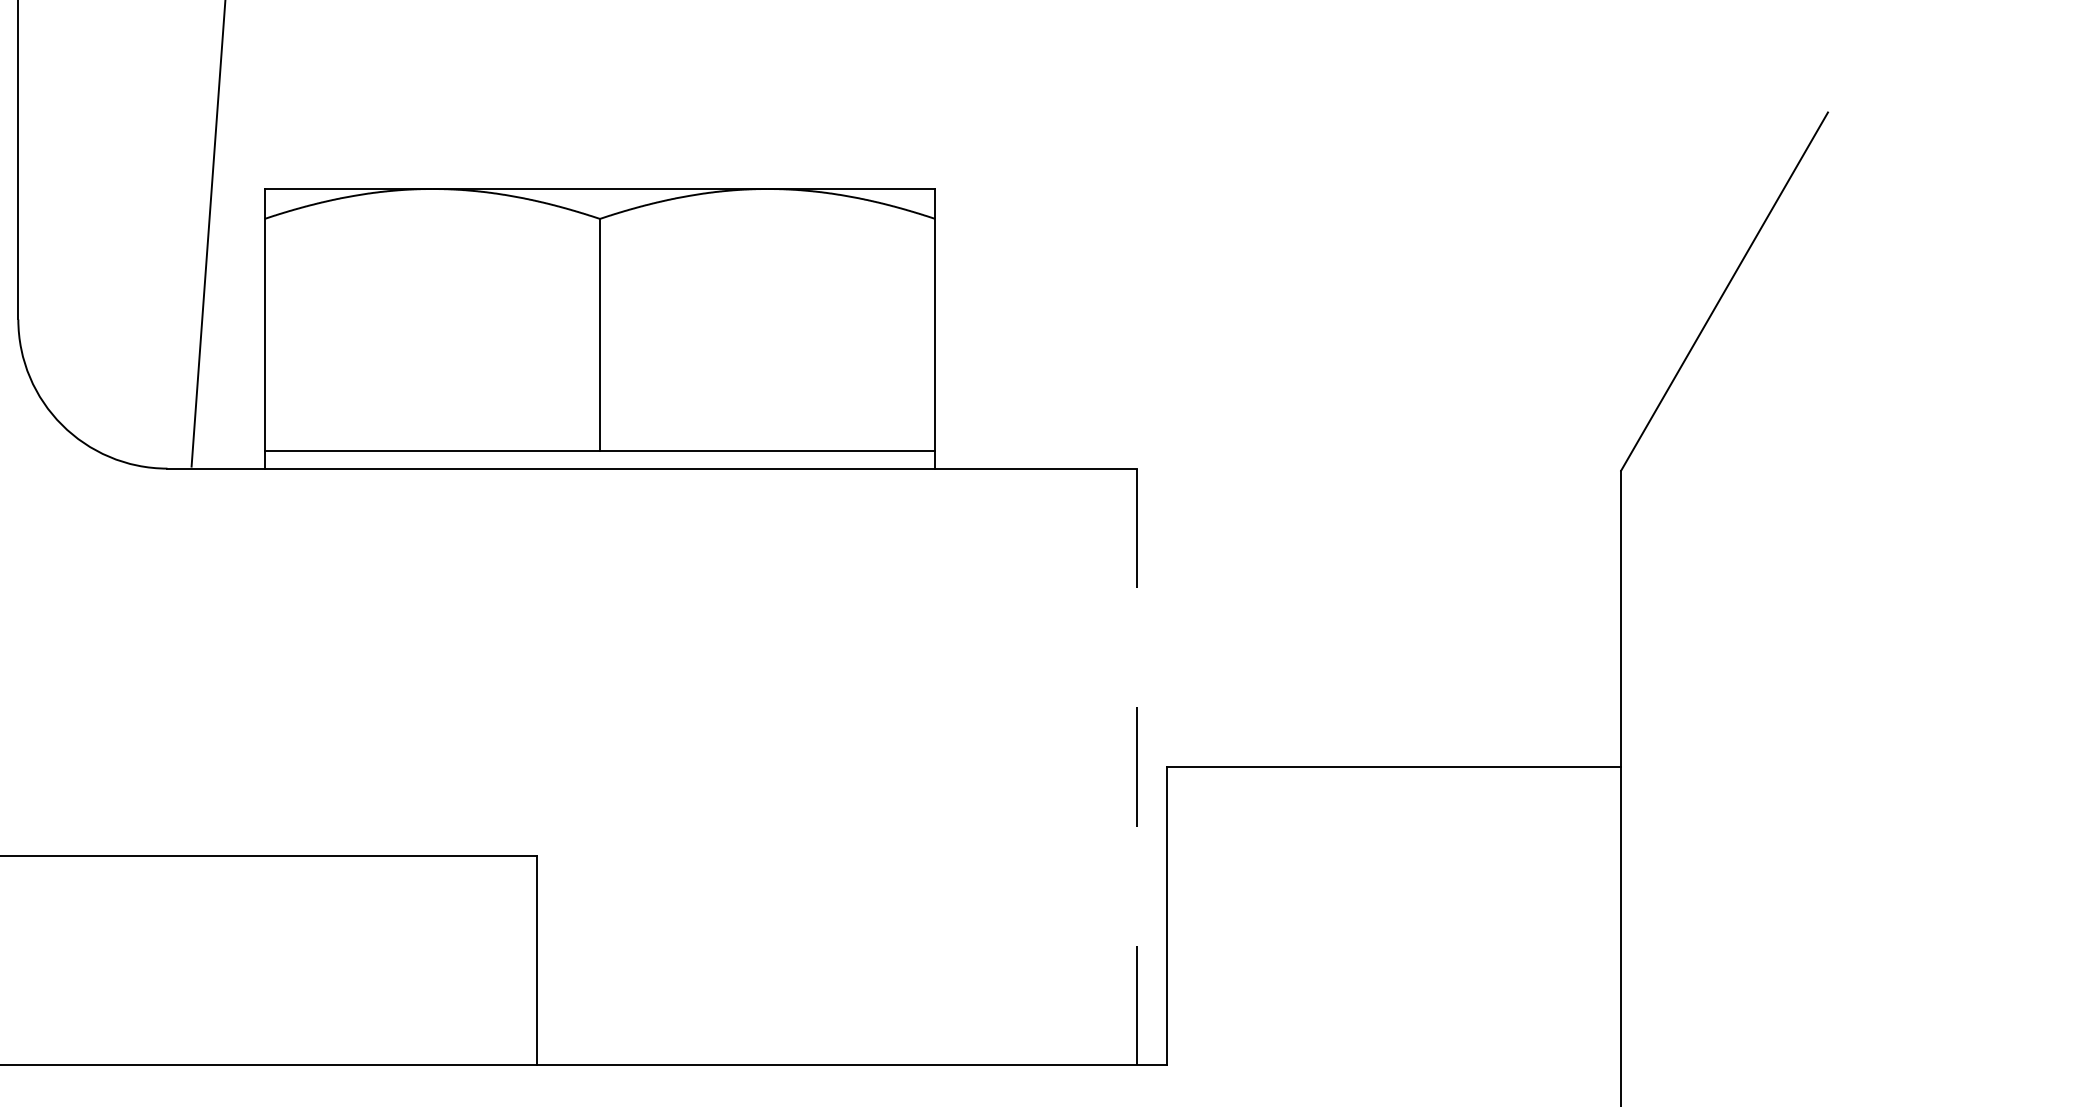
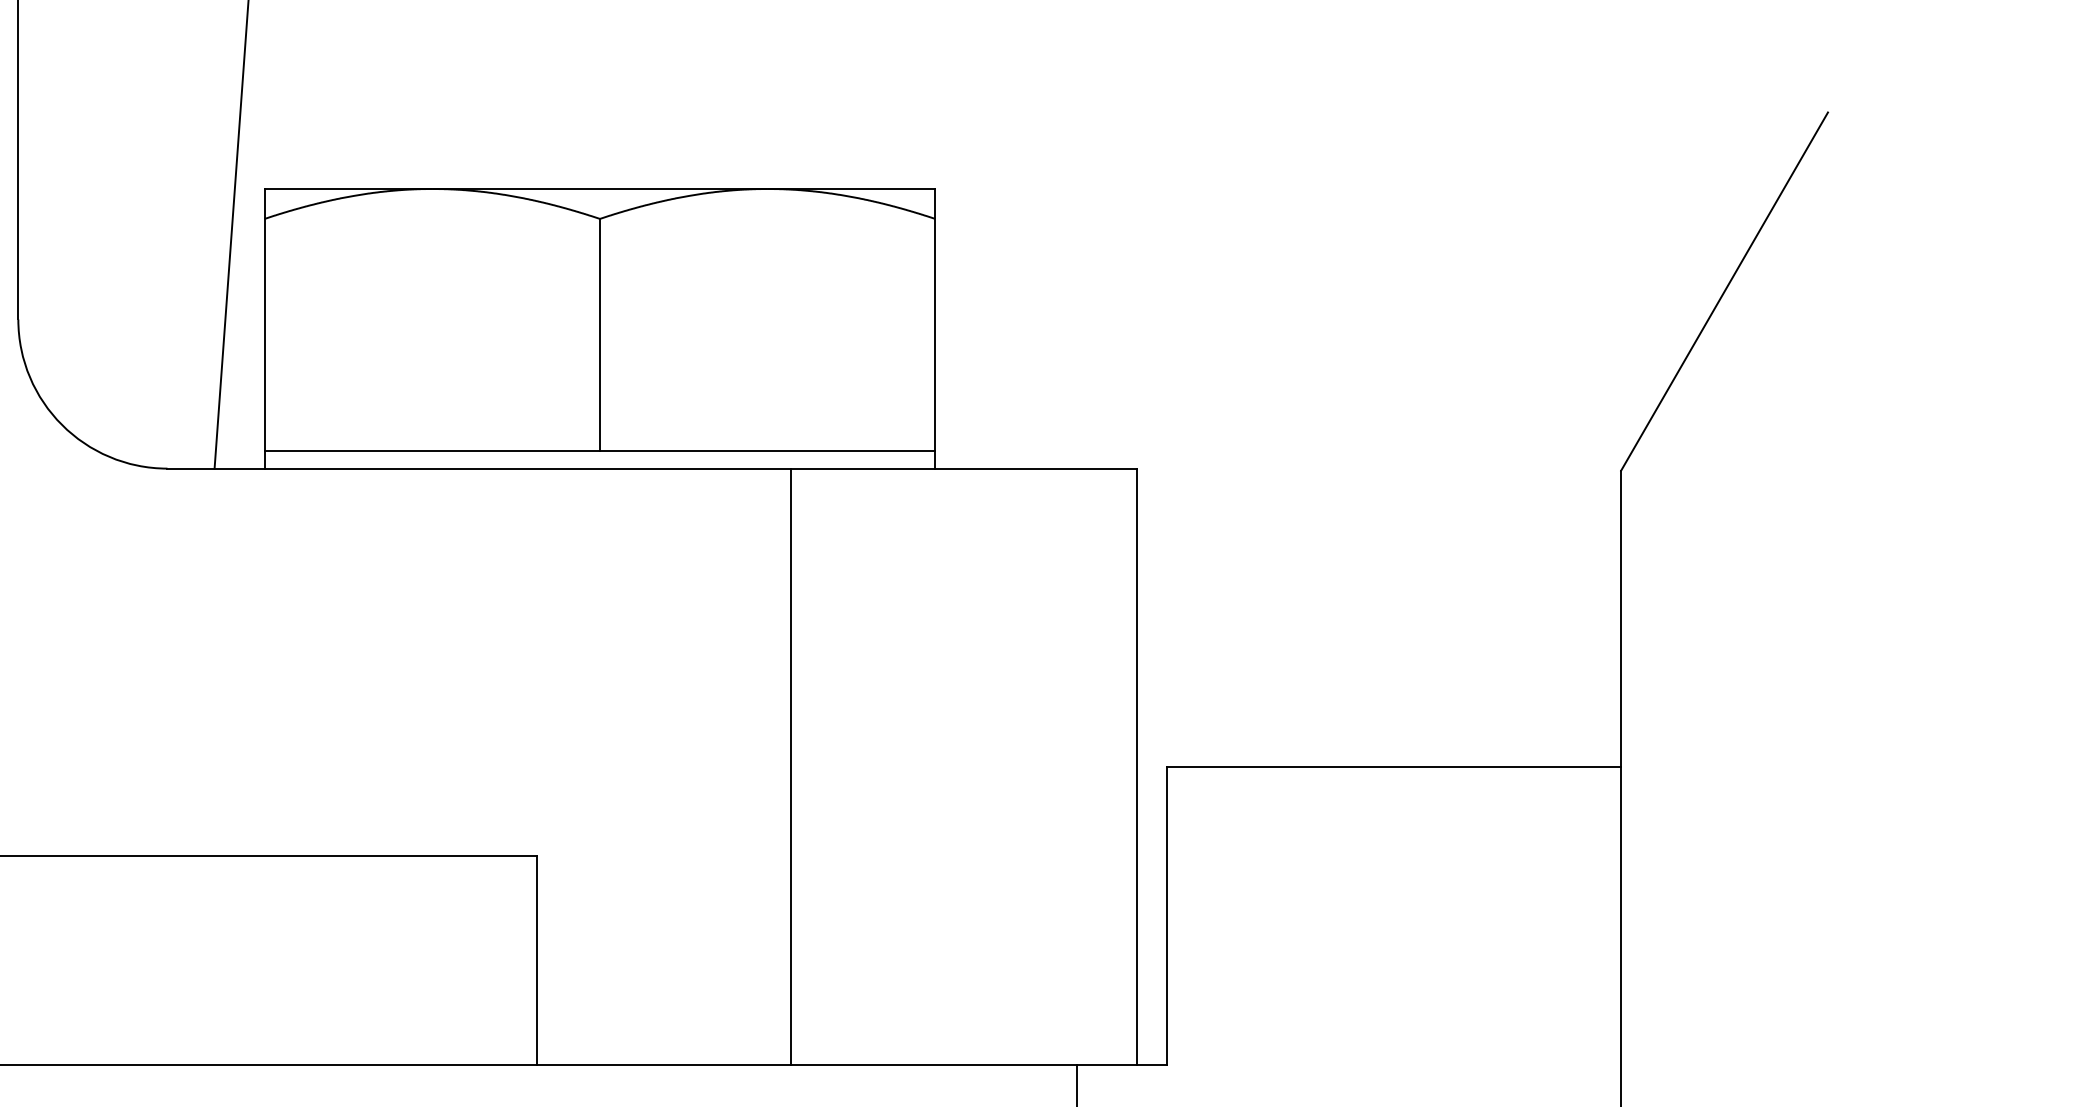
line position: (208, 234) -> (231, 235) (231, 235)
line: none -> present (791, 766)
line: dashed -> solid (1136, 766)
line: none -> present (1077, 1084)
